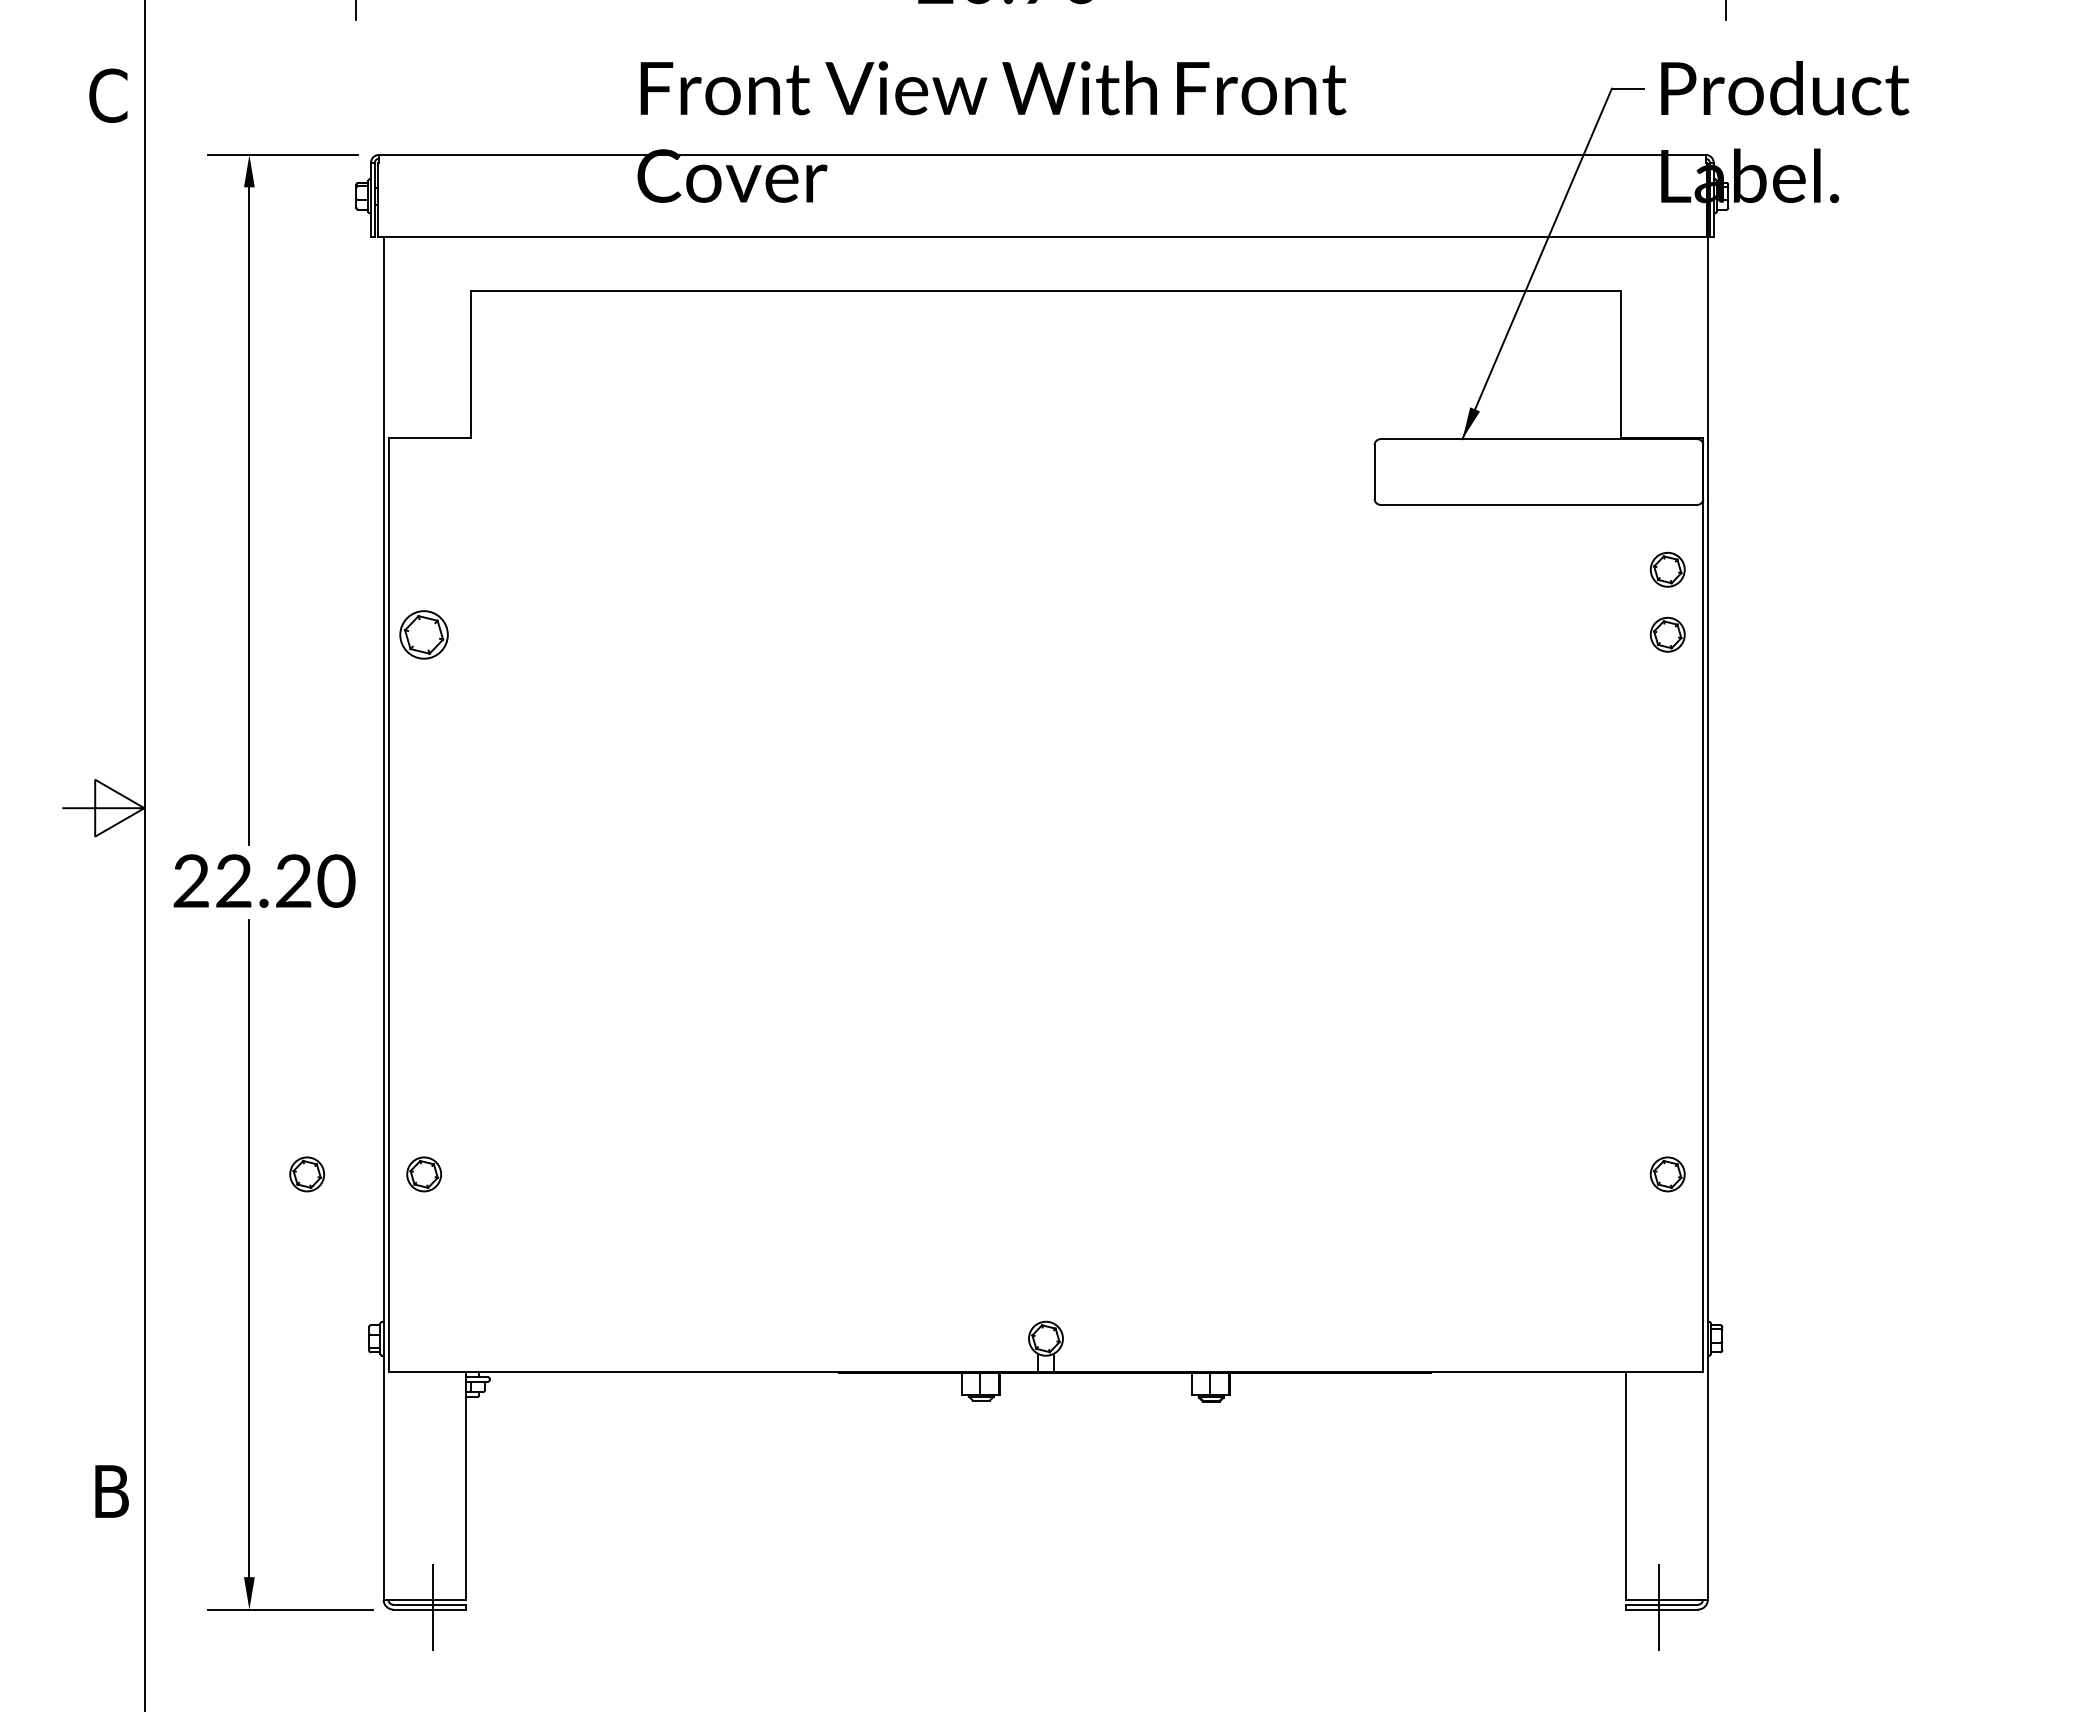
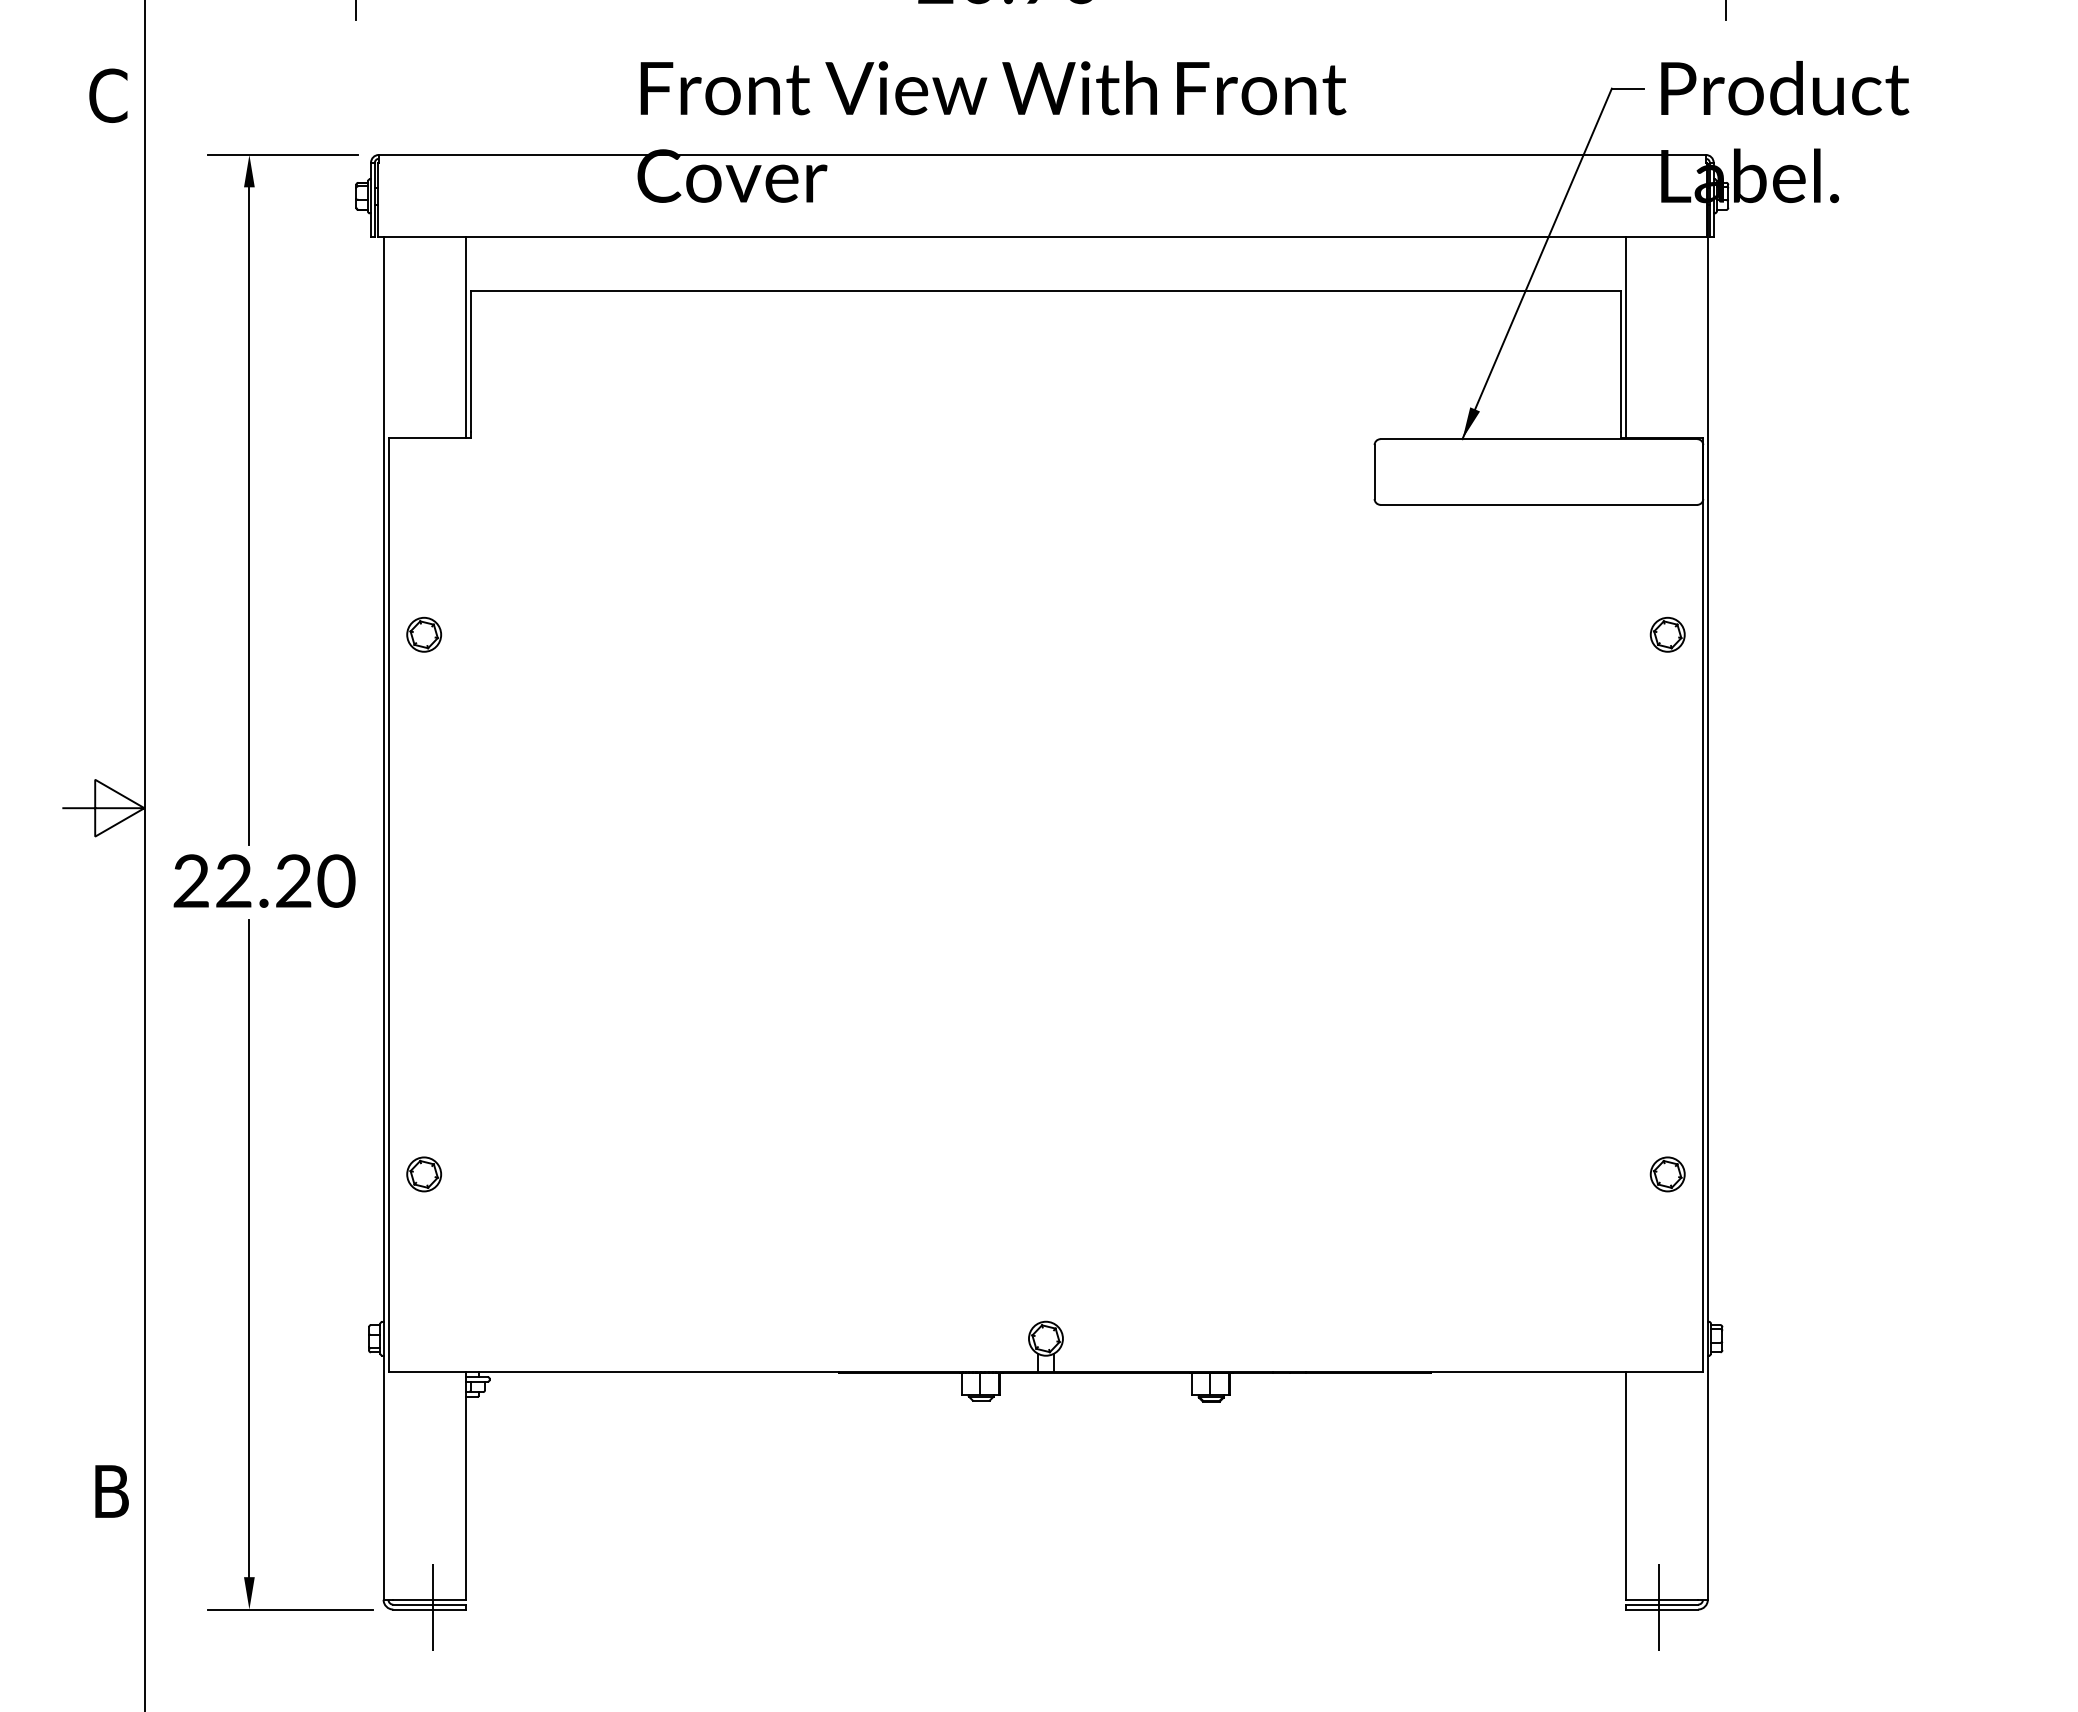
line: none -> present (465, 337)
line: none -> present (1625, 337)
part: present -> none (1667, 569)
part size: 50x50 px -> 37x37 px (424, 634)
part: present -> none (307, 1174)
